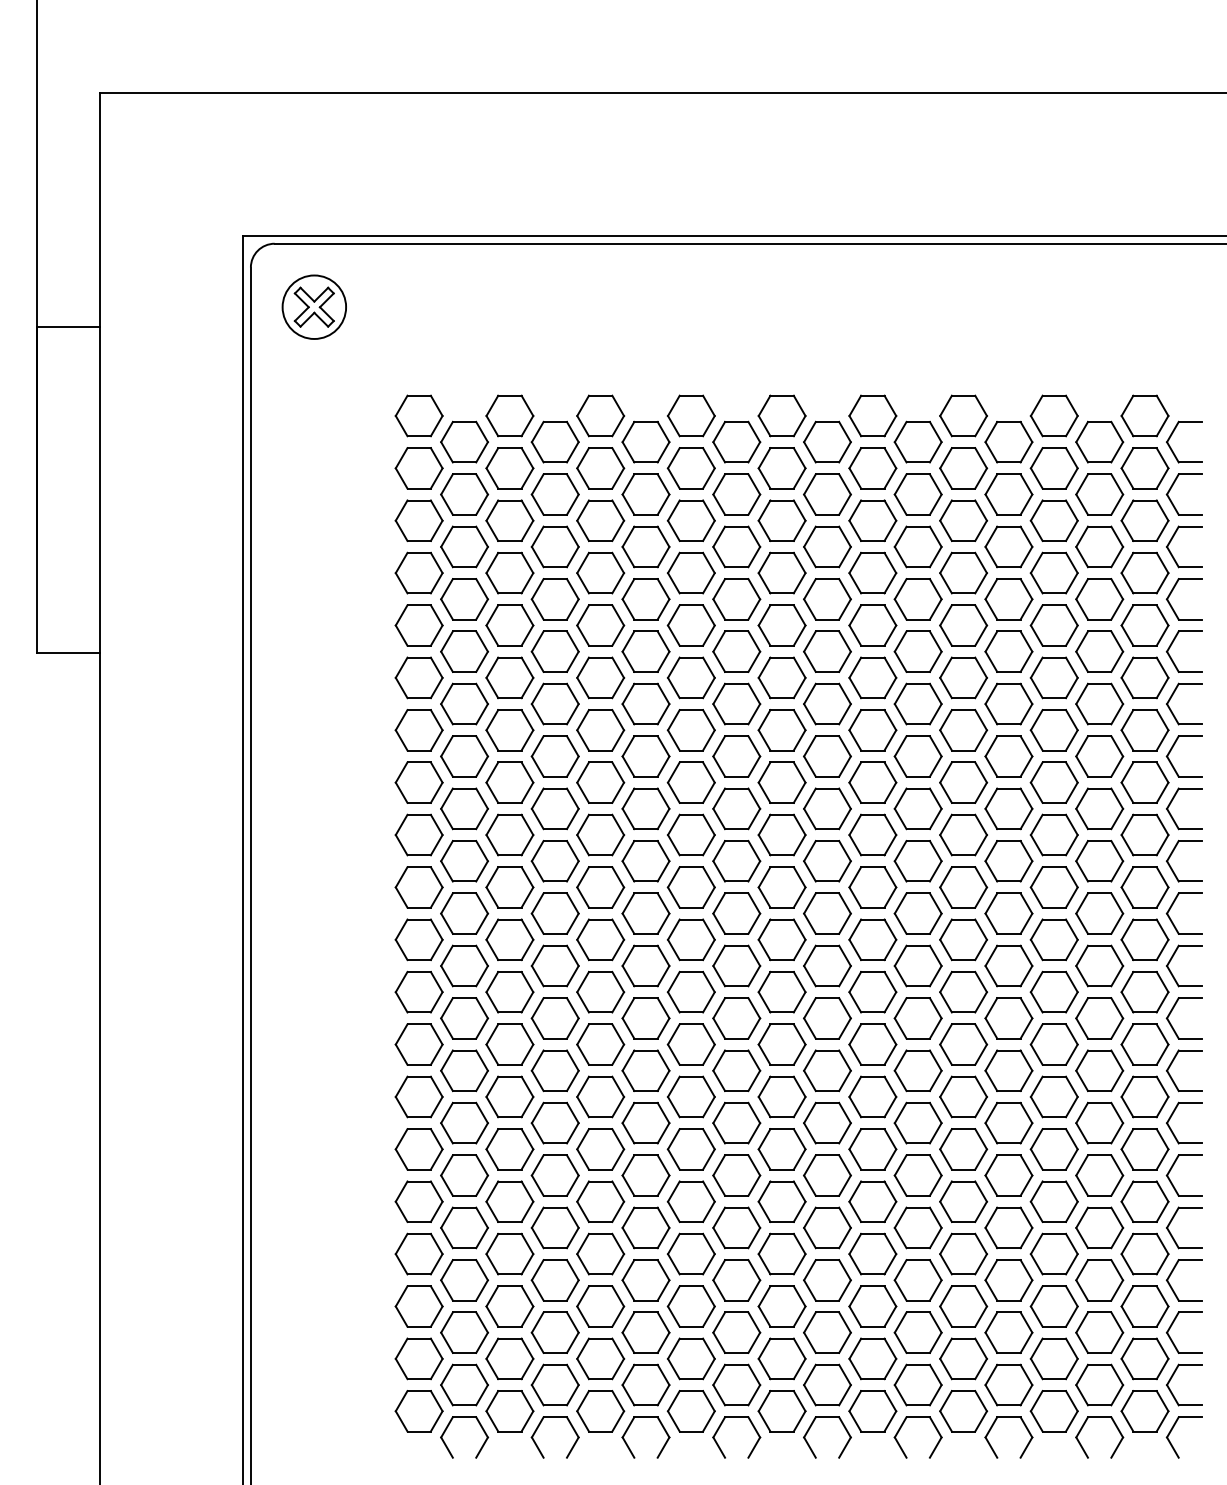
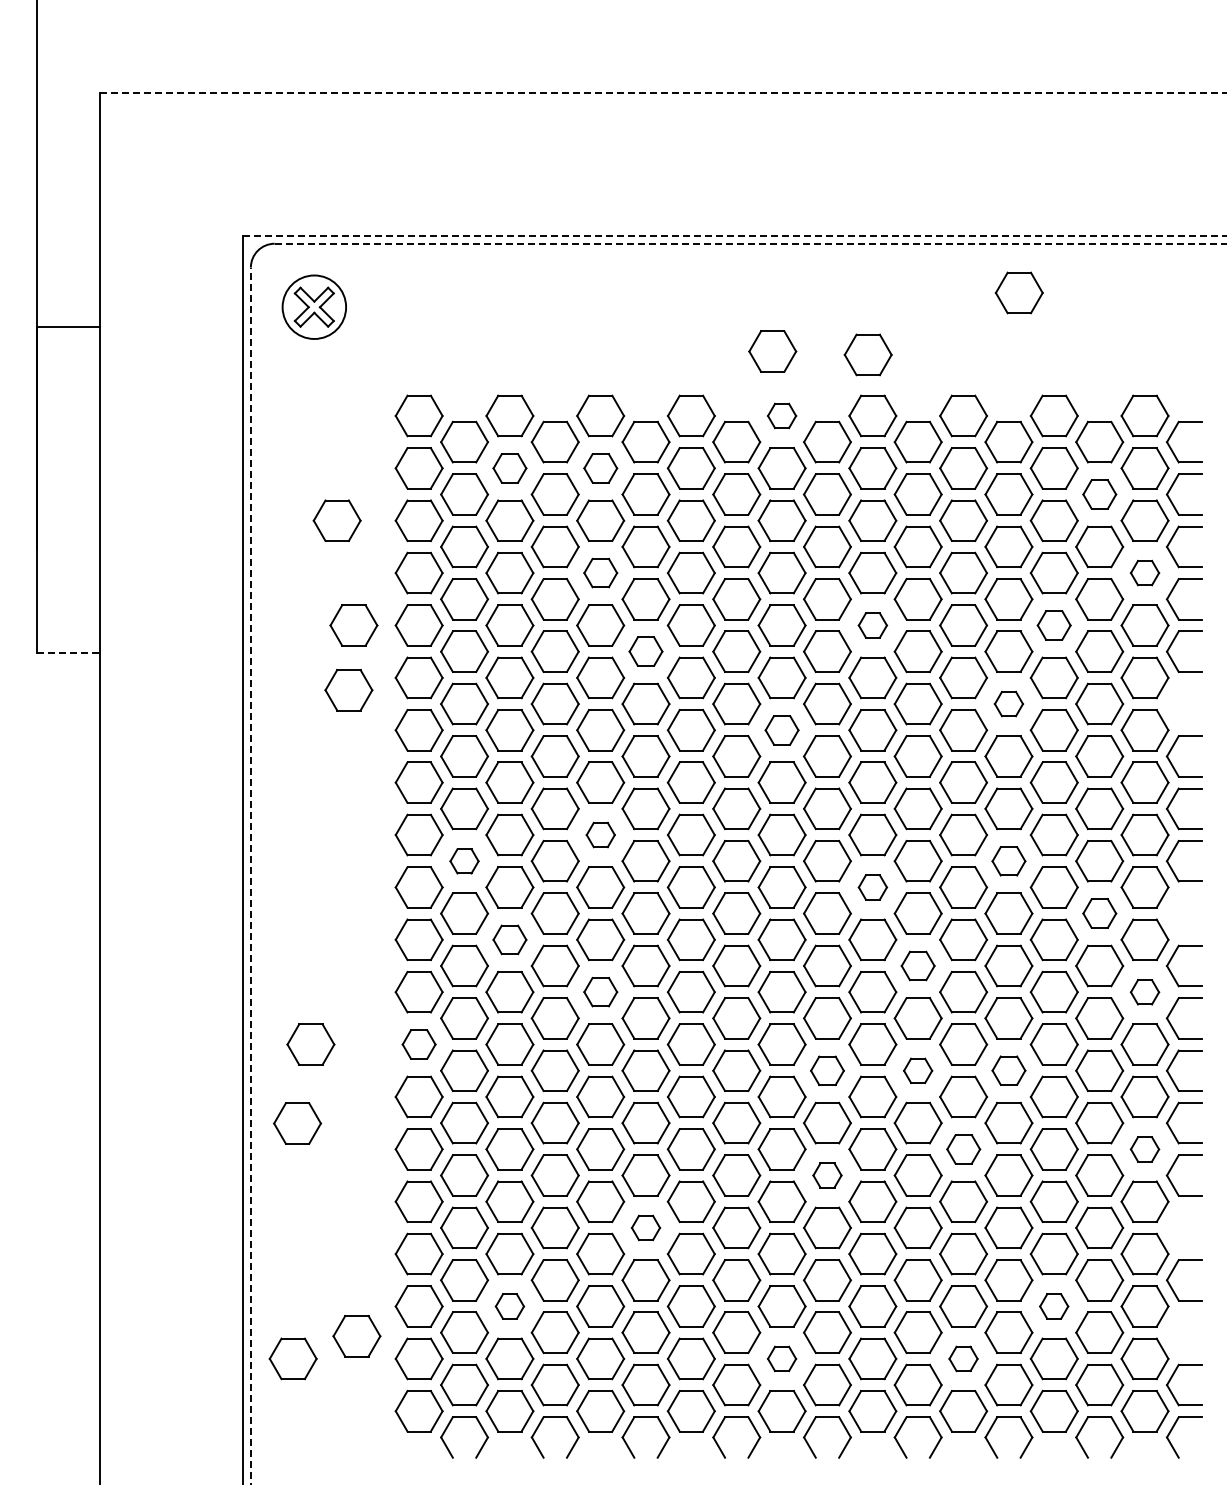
line: solid -> dashed (662, 92)
line: solid -> dashed (734, 235)
line: solid -> dashed (751, 243)
part: none -> present (1018, 292)
part: none -> present (772, 351)
part: none -> present (867, 354)
part size: 50x44 px -> 31x28 px (782, 415)
part size: 50x43 px -> 36x31 px (509, 468)
part size: 50x43 px -> 36x31 px (600, 468)
part size: 50x43 px -> 36x31 px (1099, 494)
part: none -> present (336, 520)
part size: 50x44 px -> 36x32 px (600, 572)
part size: 50x44 px -> 32x28 px (1144, 572)
part: none -> present (353, 625)
part size: 50x43 px -> 32x27 px (872, 625)
part size: 50x43 px -> 36x31 px (1053, 625)
part size: 50x43 px -> 36x31 px (645, 651)
line: solid -> dashed (68, 652)
part: none -> present (348, 690)
part: present -> none (1173, 695)
part size: 50x44 px -> 31x28 px (1008, 703)
part size: 50x43 px -> 36x31 px (781, 730)
part size: 50x44 px -> 31x28 px (600, 834)
part size: 49x43 px -> 31x27 px (464, 861)
part size: 50x43 px -> 36x31 px (1008, 861)
line: solid -> dashed (250, 875)
part size: 50x43 px -> 32x27 px (872, 887)
part: present -> none (1171, 908)
part size: 50x43 px -> 36x31 px (1099, 913)
part size: 50x44 px -> 36x32 px (509, 939)
part size: 50x44 px -> 36x32 px (917, 965)
part size: 50x44 px -> 36x32 px (600, 991)
part size: 50x43 px -> 32x27 px (1144, 992)
part: none -> present (310, 1044)
part size: 50x43 px -> 36x31 px (418, 1044)
part size: 49x44 px -> 35x31 px (827, 1070)
part size: 50x44 px -> 31x28 px (918, 1070)
part size: 50x43 px -> 36x31 px (1008, 1070)
part: none -> present (297, 1123)
part size: 50x43 px -> 36x31 px (963, 1149)
part size: 50x43 px -> 32x27 px (1144, 1149)
part size: 49x43 px -> 31x27 px (827, 1175)
part: present -> none (1172, 1220)
part size: 50x44 px -> 32x28 px (645, 1227)
part size: 50x43 px -> 32x27 px (509, 1306)
part size: 50x43 px -> 31x27 px (1054, 1306)
part: present -> none (1171, 1327)
part: none -> present (356, 1336)
part: none -> present (292, 1358)
part size: 50x44 px -> 31x28 px (782, 1358)
part size: 49x44 px -> 31x28 px (963, 1358)
